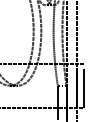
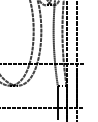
line: present -> none (83, 85)
